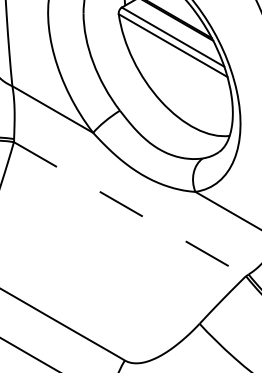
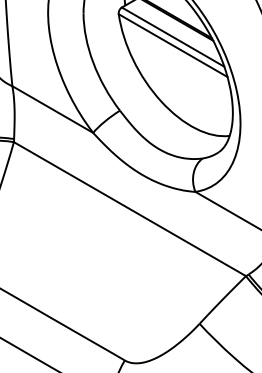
line: dashed -> solid (129, 209)
